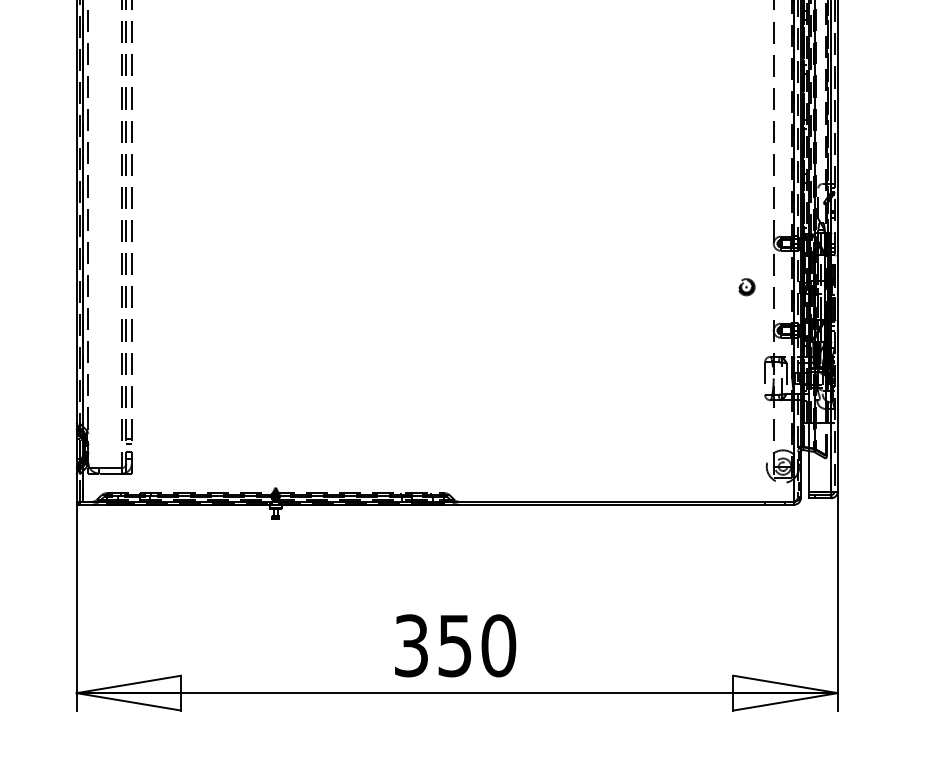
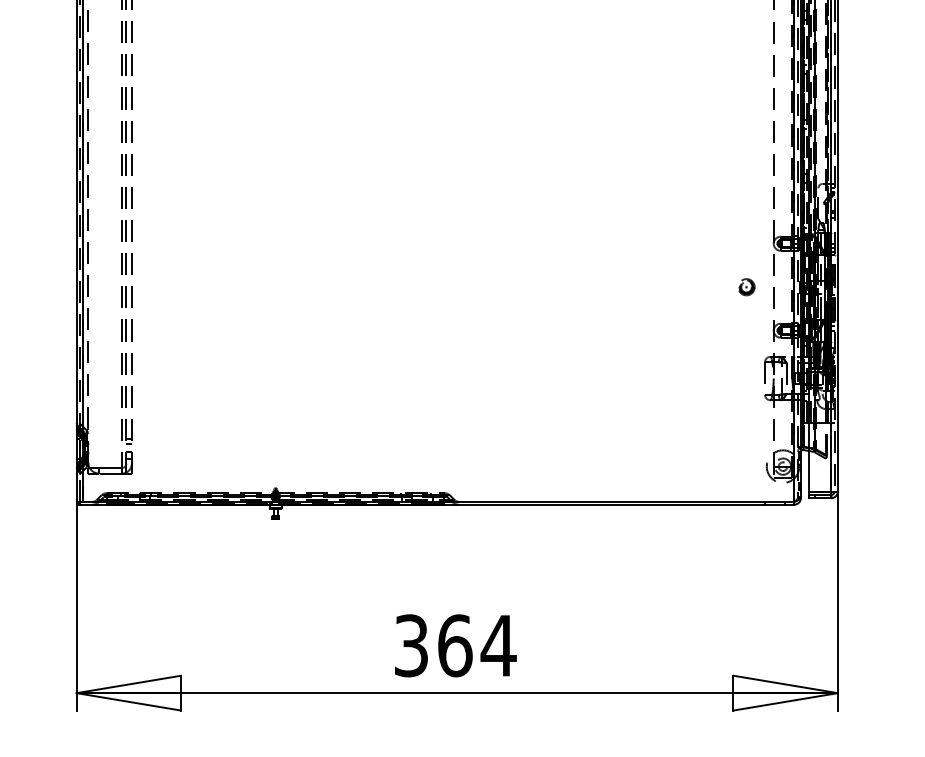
text: 350 -> 364 (477, 645)
